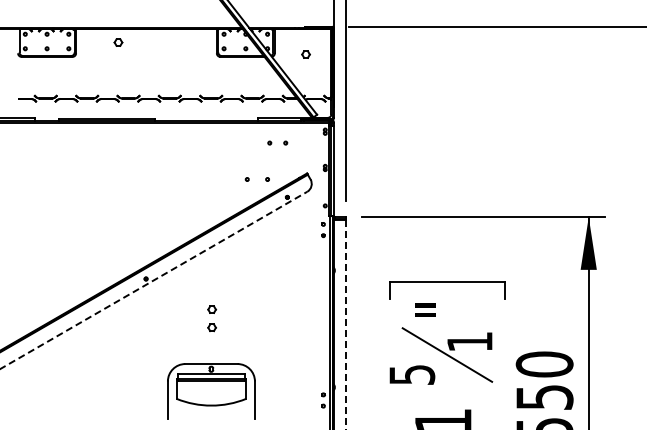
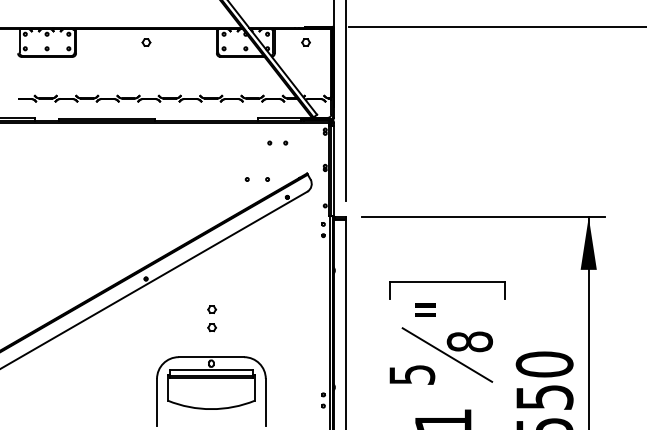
part position: (118, 42) -> (146, 42) (146, 42)
part position: (305, 54) -> (305, 42) (305, 42)
line: dashed -> solid (154, 280)
line: dashed -> solid (345, 324)
text: 1 -> 8 (469, 341)
part size: 89x57 px -> 111x71 px (211, 391)
